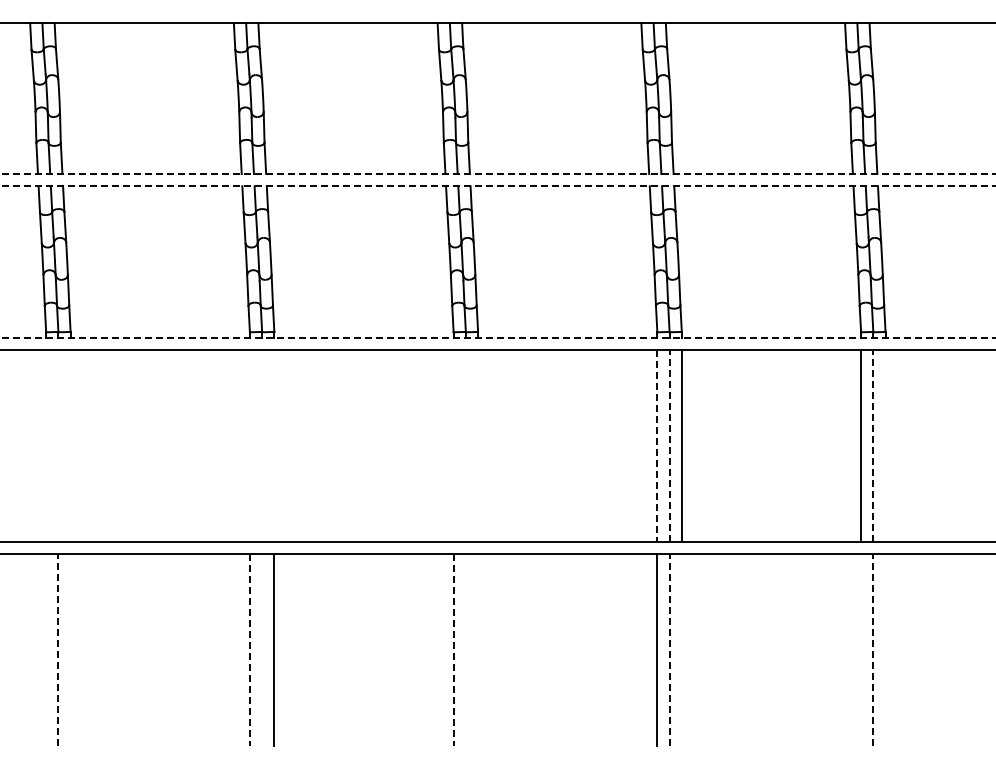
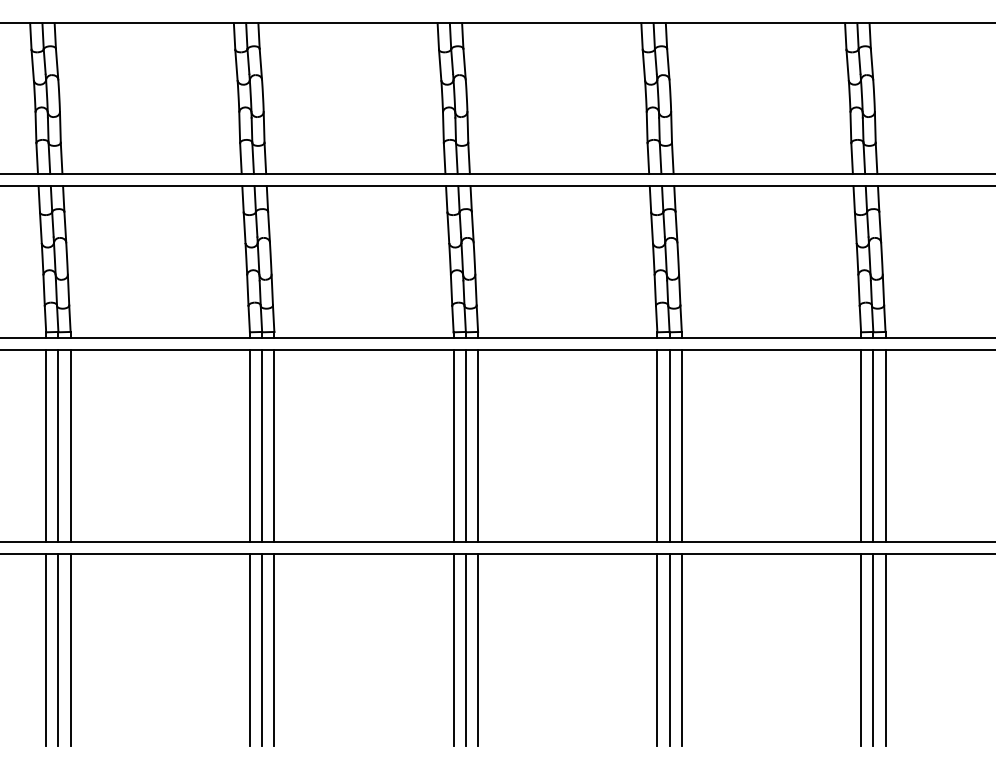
line: dashed -> solid (497, 174)
line: dashed -> solid (498, 186)
line: dashed -> solid (497, 338)
line: none -> present (46, 445)
line: none -> present (58, 445)
line: none -> present (70, 445)
line: none -> present (249, 445)
line: none -> present (262, 445)
line: none -> present (274, 445)
line: none -> present (453, 445)
line: none -> present (465, 445)
line: none -> present (478, 445)
line: none -> present (885, 445)
line: dashed -> solid (657, 446)
line: dashed -> solid (669, 446)
line: dashed -> solid (873, 446)
line: none -> present (46, 649)
line: dashed -> solid (58, 649)
line: none -> present (70, 649)
line: dashed -> solid (249, 649)
line: none -> present (262, 649)
line: dashed -> solid (453, 649)
line: none -> present (465, 649)
line: none -> present (478, 649)
line: dashed -> solid (669, 649)
line: none -> present (681, 649)
line: none -> present (861, 649)
line: dashed -> solid (873, 649)
line: none -> present (885, 649)
